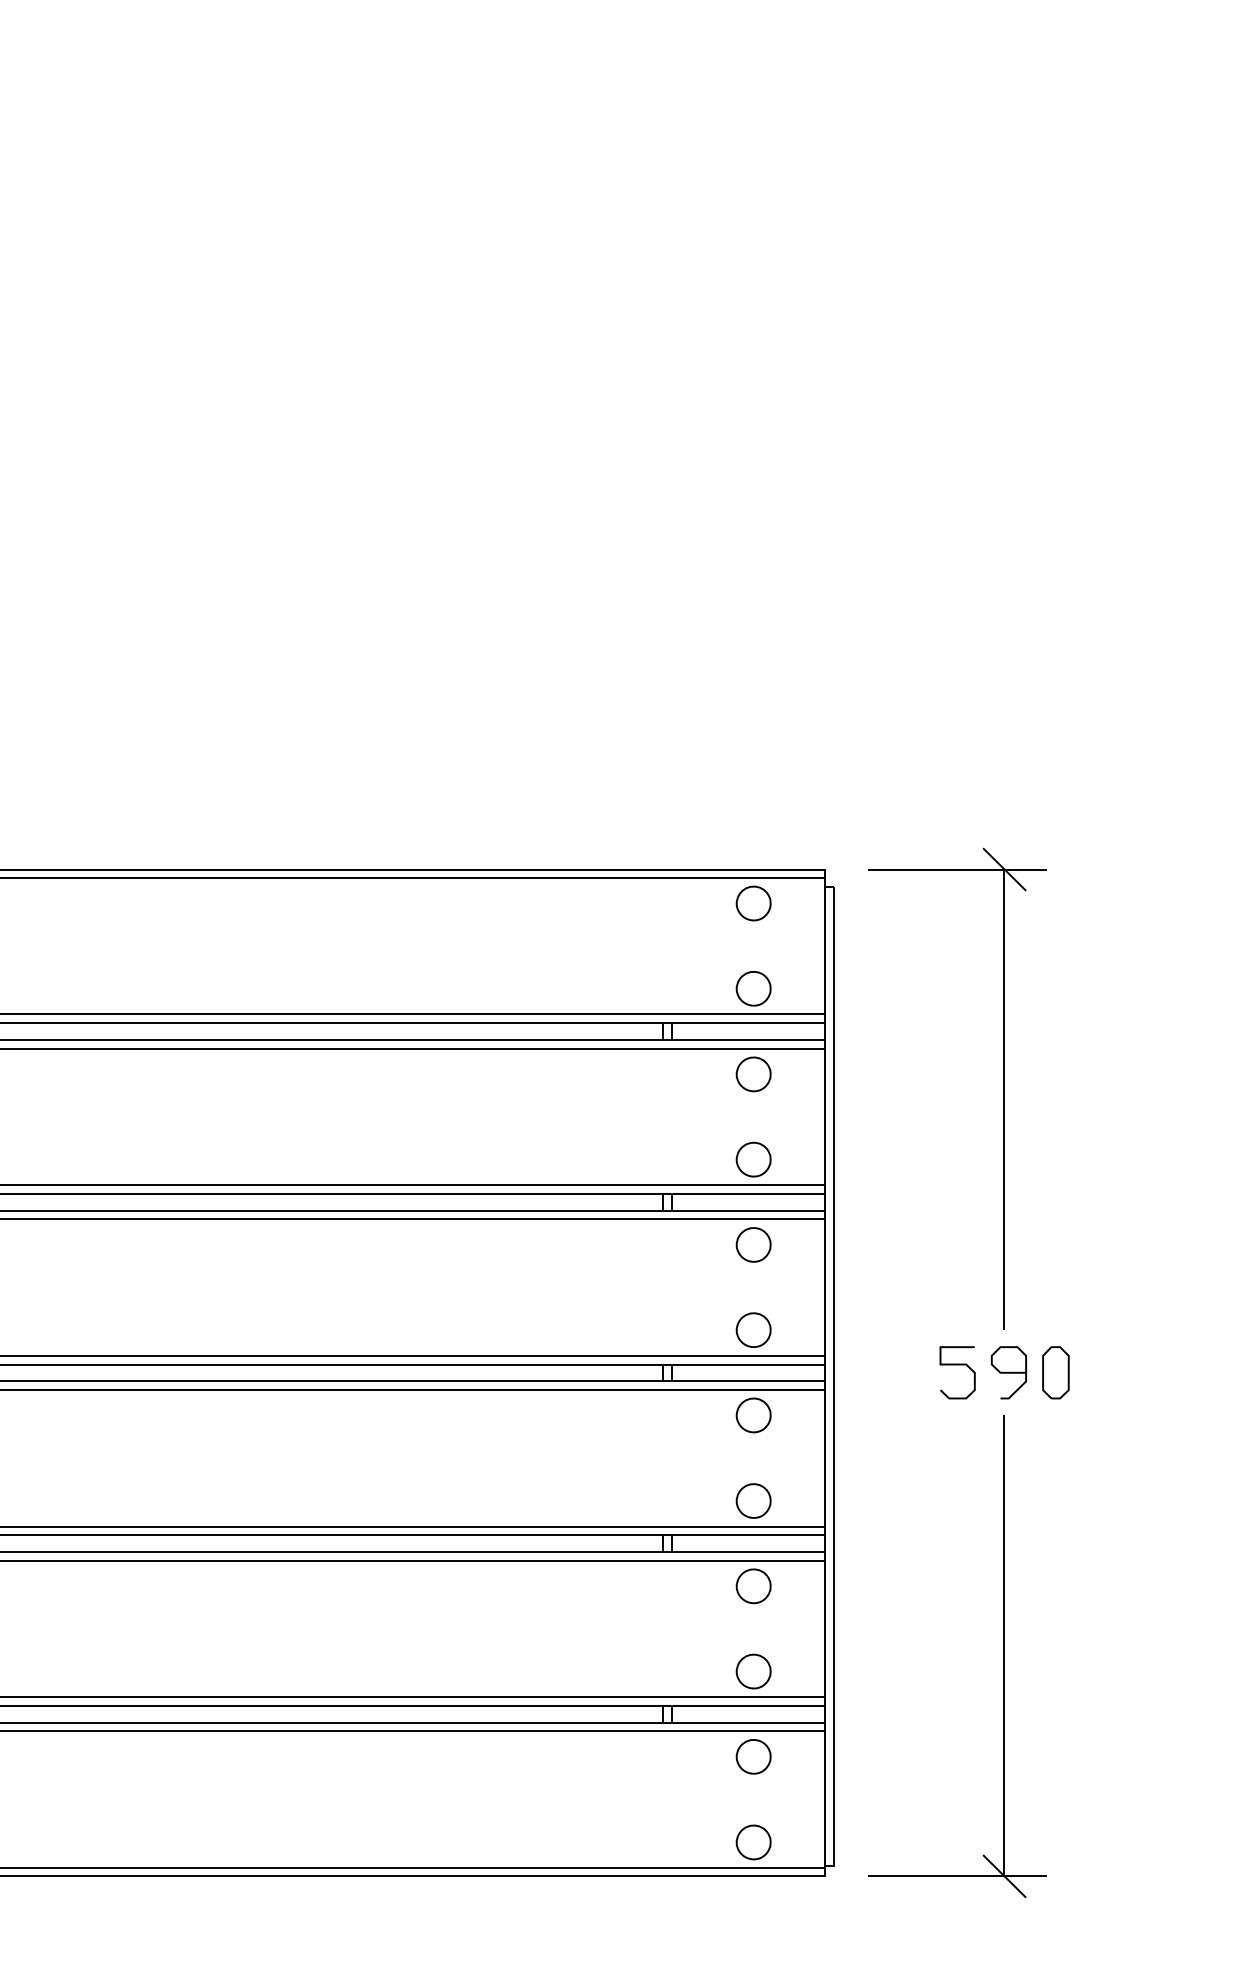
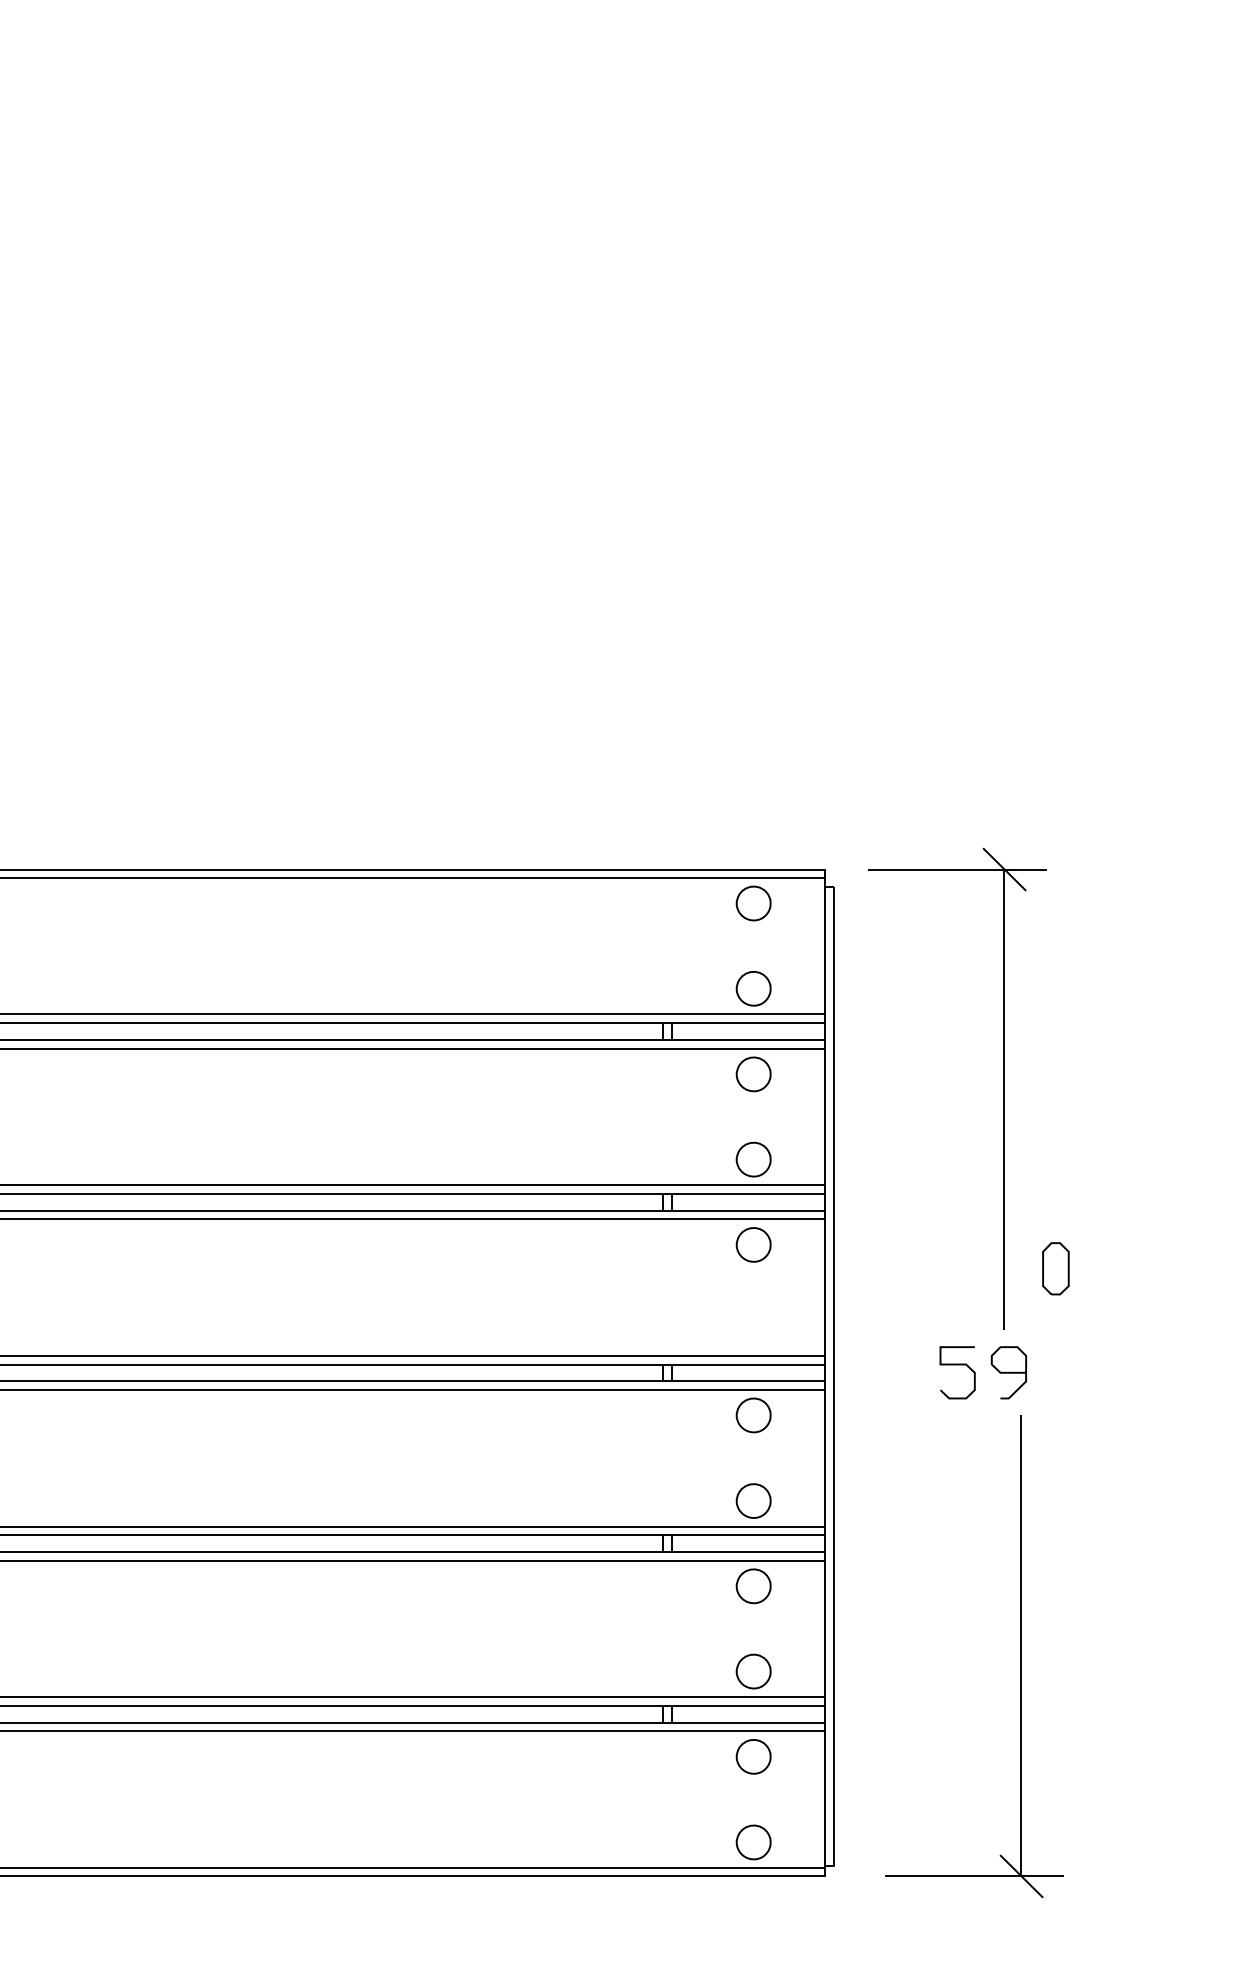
part: present -> none (753, 1329)
part position: (1055, 1372) -> (1055, 1268) (1055, 1268)
part position: (1003, 1656) -> (1020, 1656) (1020, 1656)
